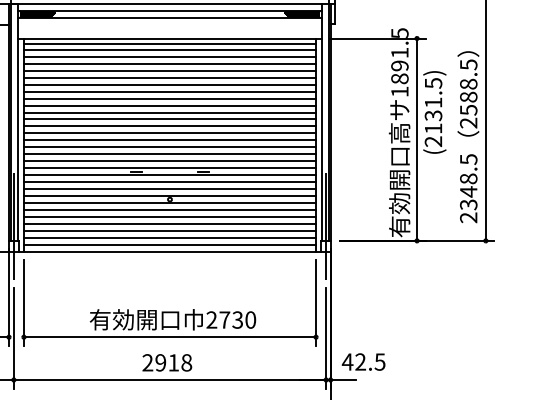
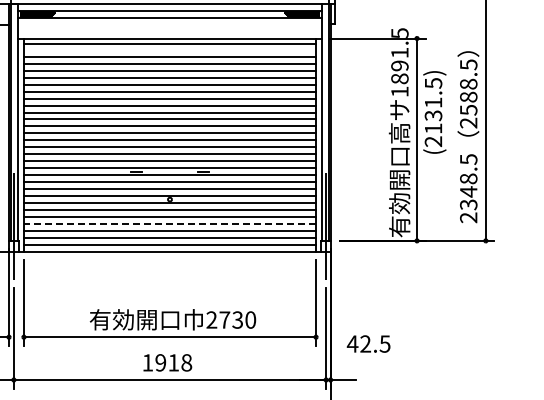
line: present -> none (169, 49)
line: solid -> dashed (169, 223)
text position: (363, 361) -> (368, 343) (368, 343)
text: 2918 -> 1918 (147, 362)
